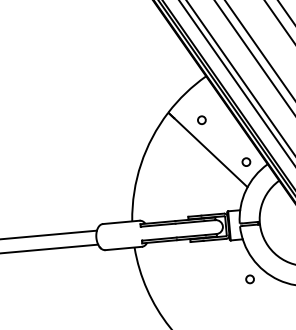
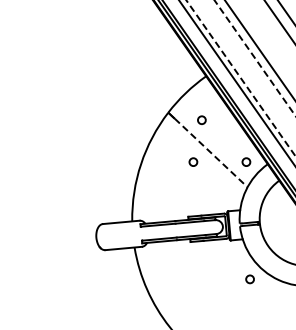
line: solid -> dashed (255, 58)
line: solid -> dashed (241, 78)
line: solid -> dashed (211, 152)
circle: none -> present (193, 161)
line: present -> none (49, 234)
line: present -> none (50, 248)
